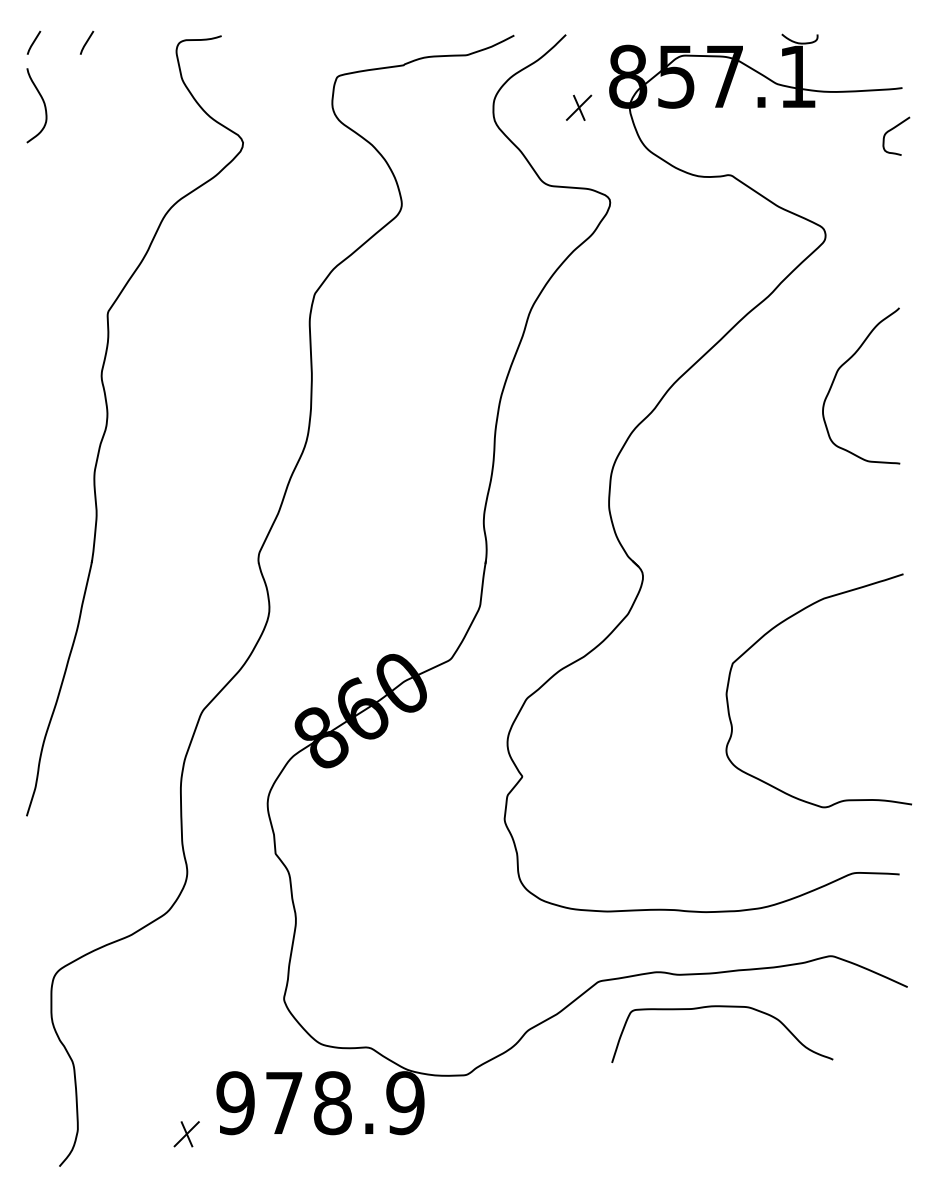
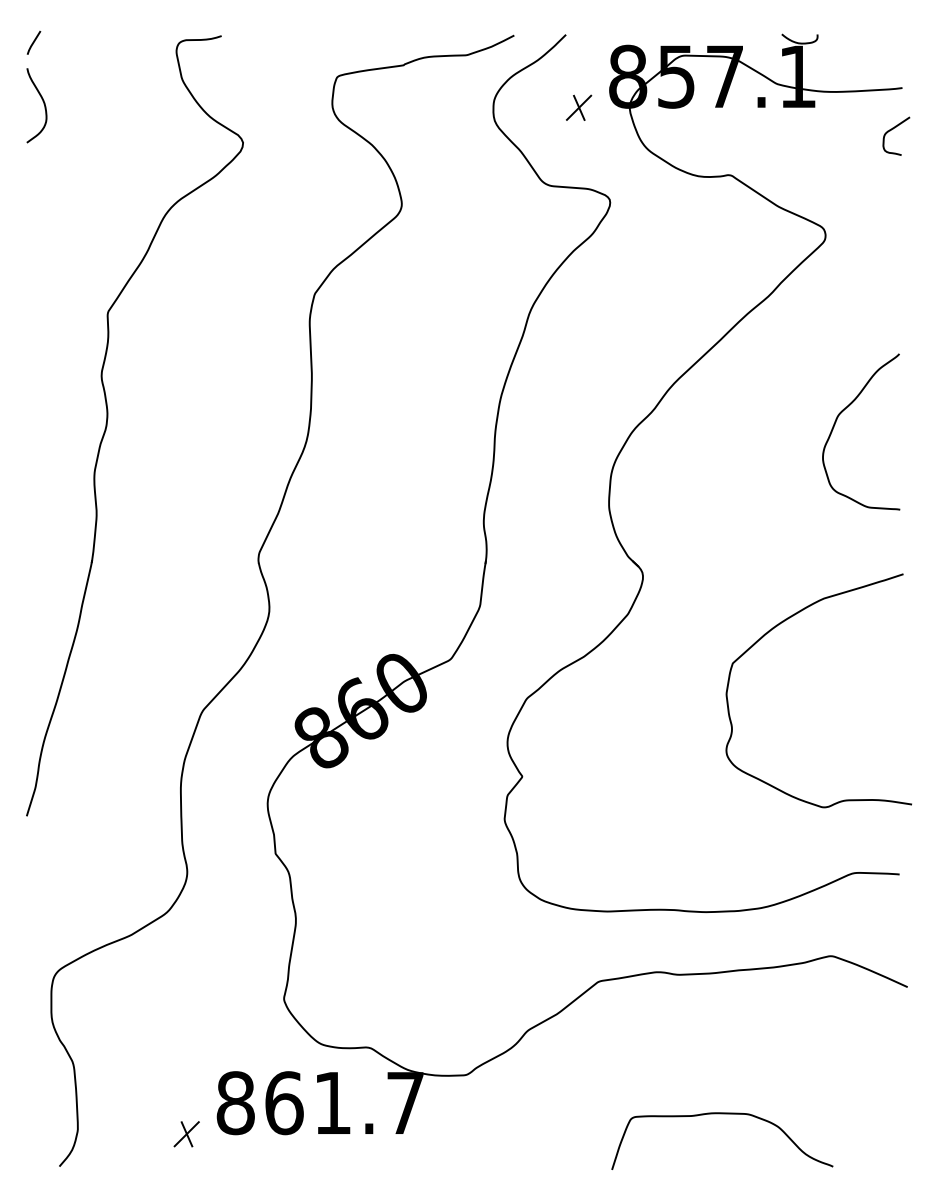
line: present -> none (86, 42)
curve position: (836, 376) -> (836, 422) (836, 422)
curve position: (722, 1007) -> (722, 1114) (722, 1114)
text: 978.9 -> 861.7 (320, 1103)
